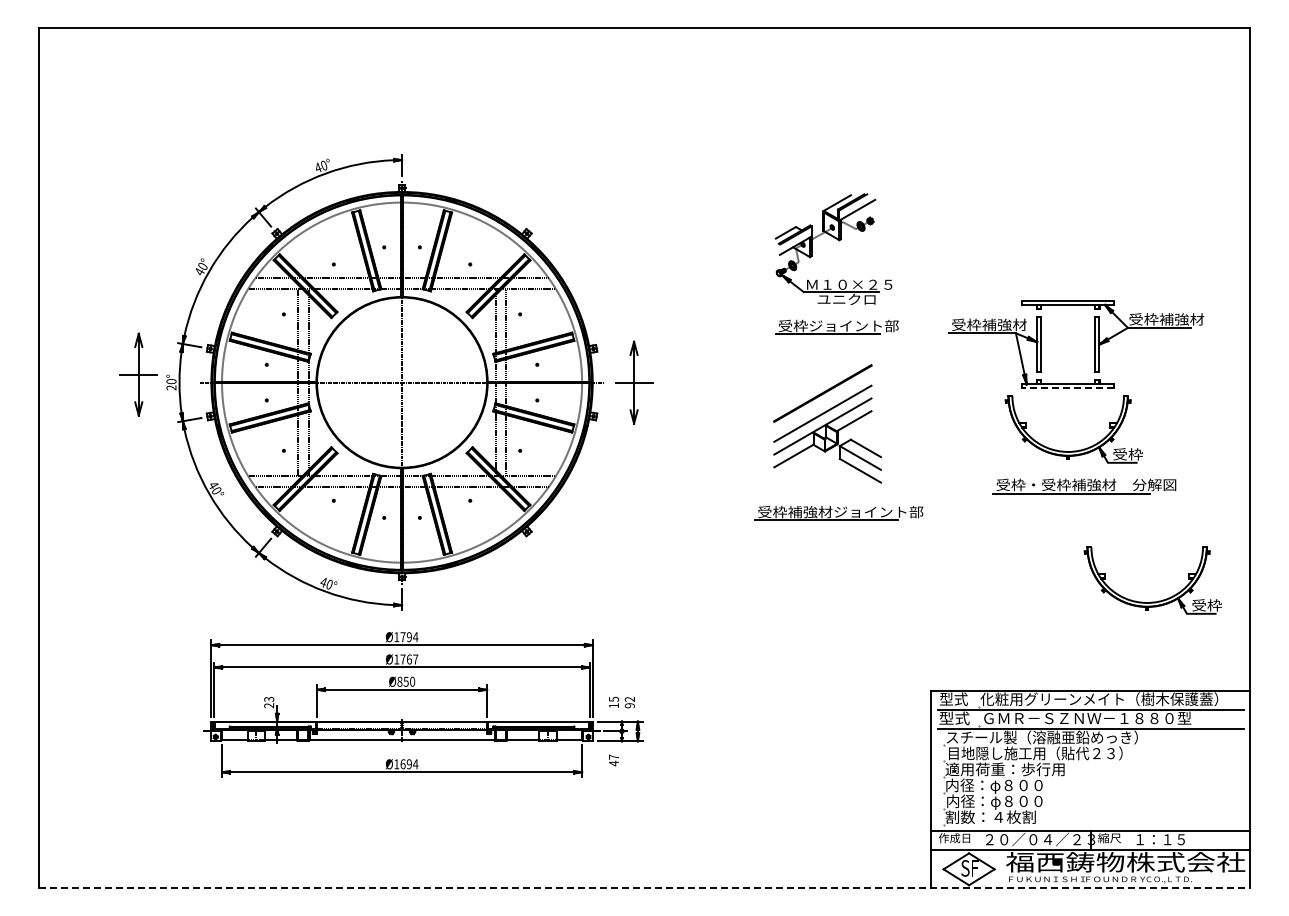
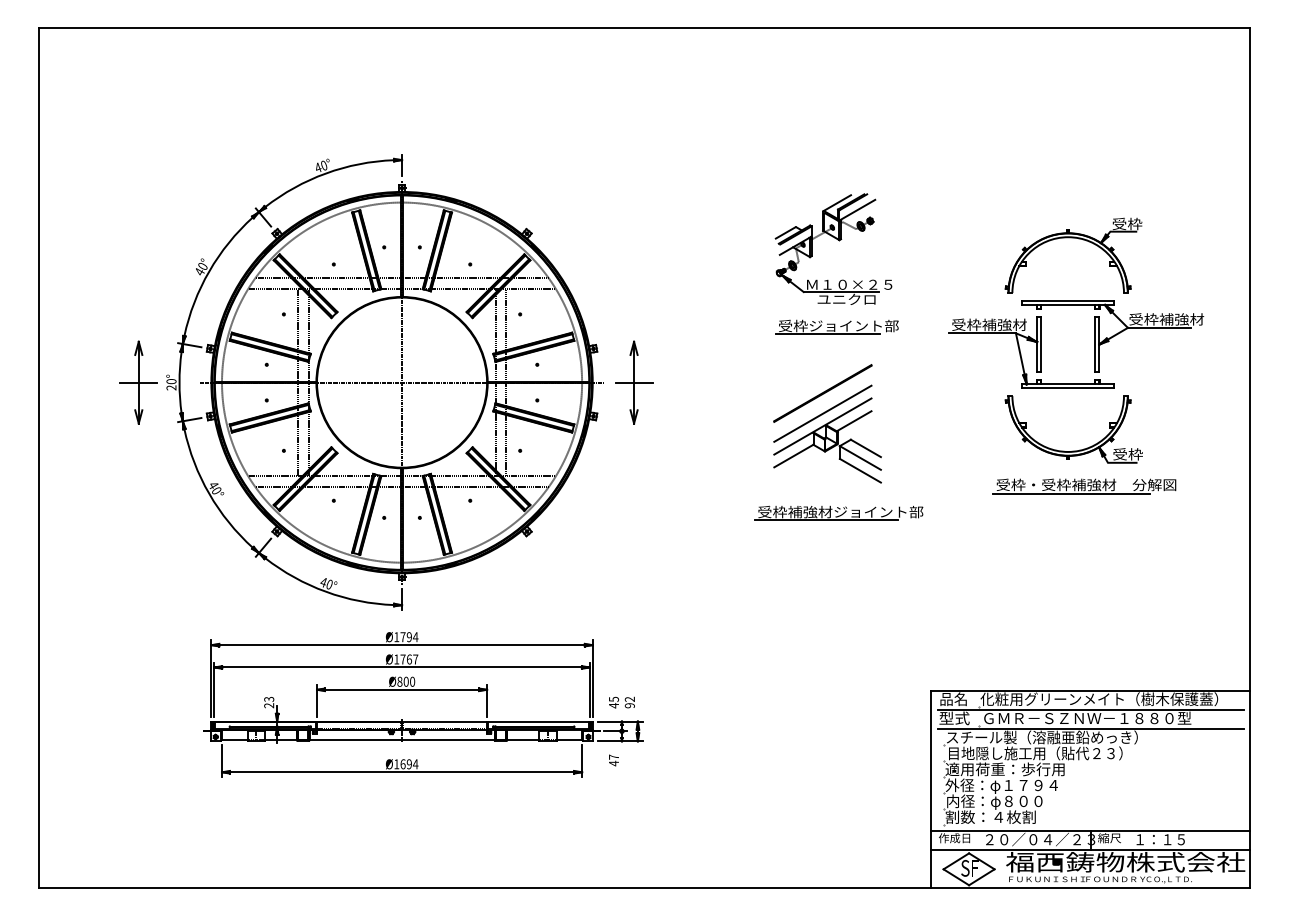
part: none -> present (1078, 239)
part position: (138, 374) -> (138, 382) (138, 382)
line: dashed -> solid (1068, 388)
part: present -> none (1158, 600)
text: Ø850 -> Ø800 (405, 681)
text: 型式 -> 品名 (953, 698)
text: 15 -> 45 (613, 705)
text: 内径：φ８００ -> 外径：φ１７９４ (1001, 785)
line: dashed -> solid (644, 888)
